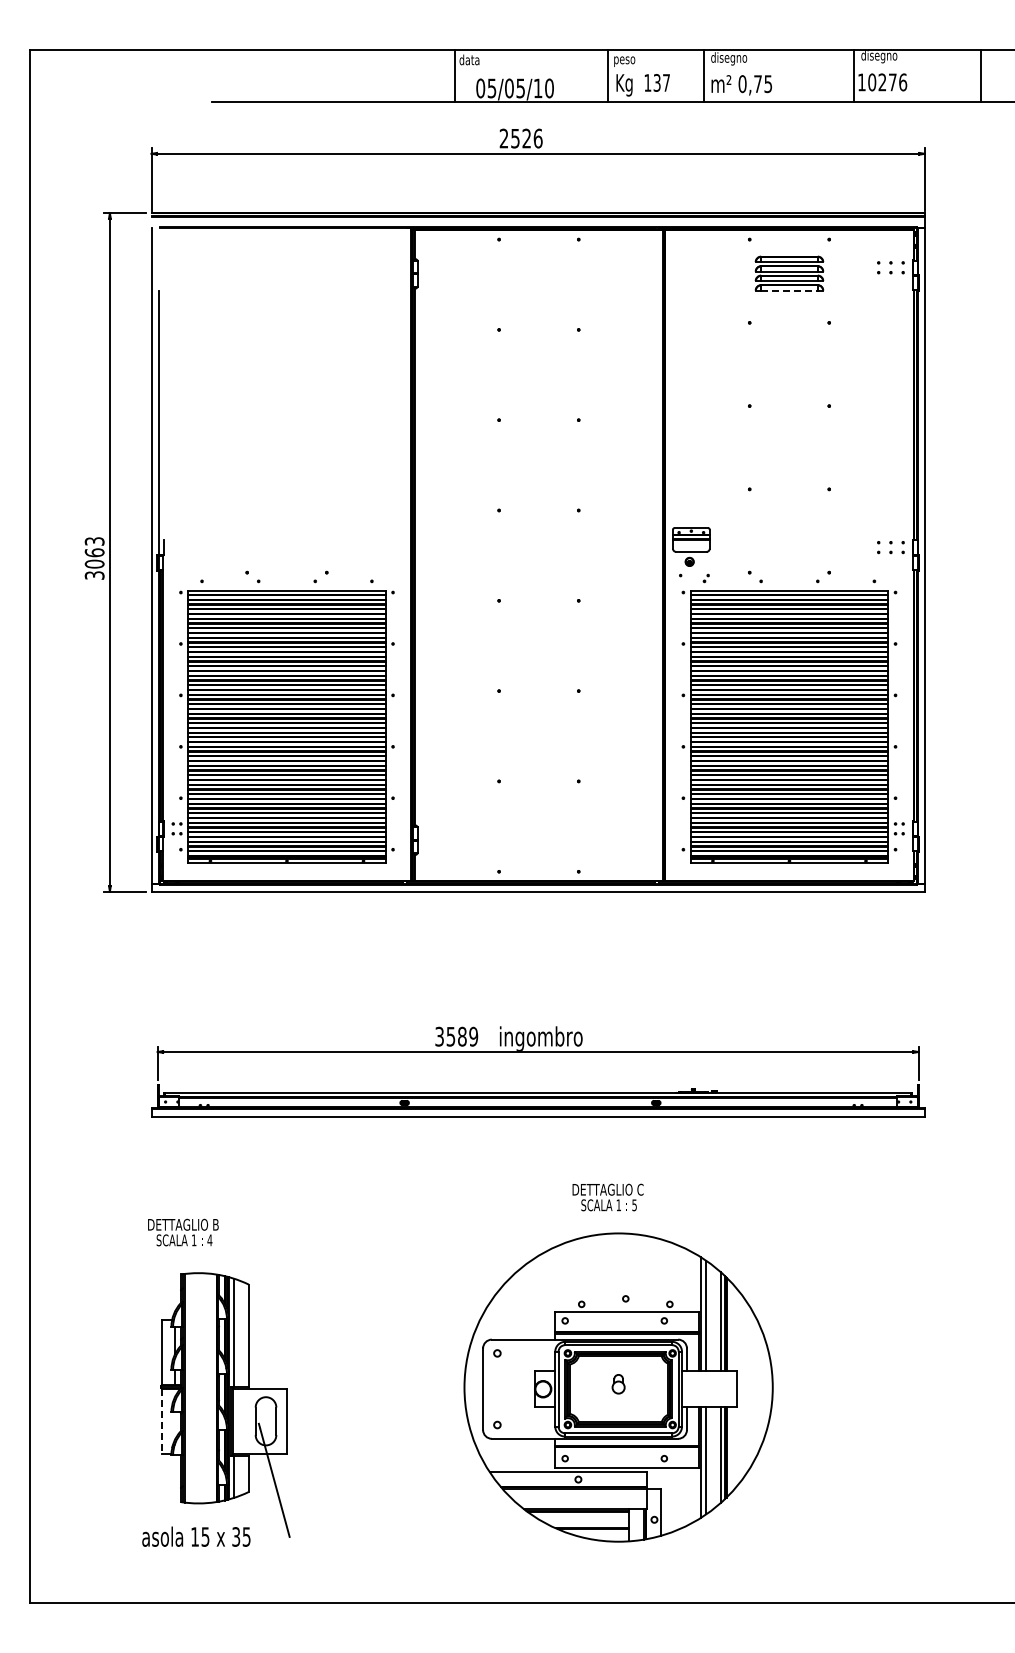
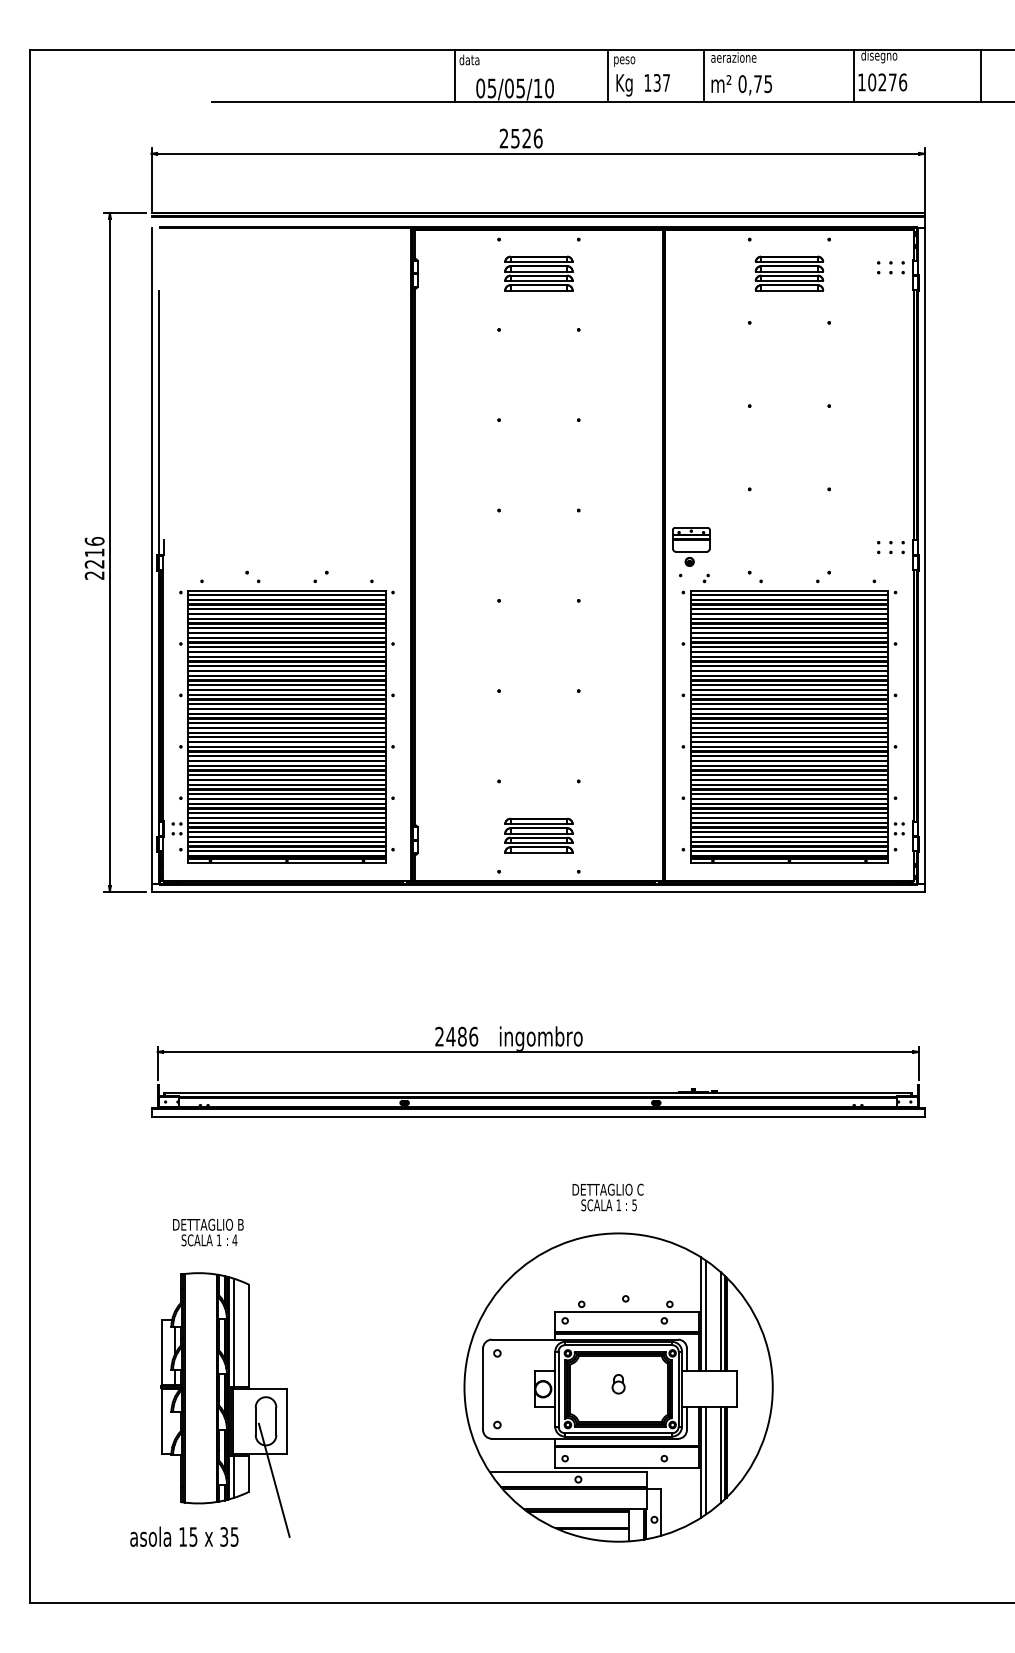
text: disegno -> aerazione (733, 58)
part: none -> present (538, 273)
line: dashed -> solid (789, 290)
text: 3063 -> 2216 (94, 558)
part: none -> present (538, 835)
text: 3589 -> 2486 (456, 1036)
text position: (183, 1232) -> (208, 1232) (208, 1232)
line: dashed -> solid (162, 1421)
text position: (196, 1536) -> (184, 1536) (184, 1536)
